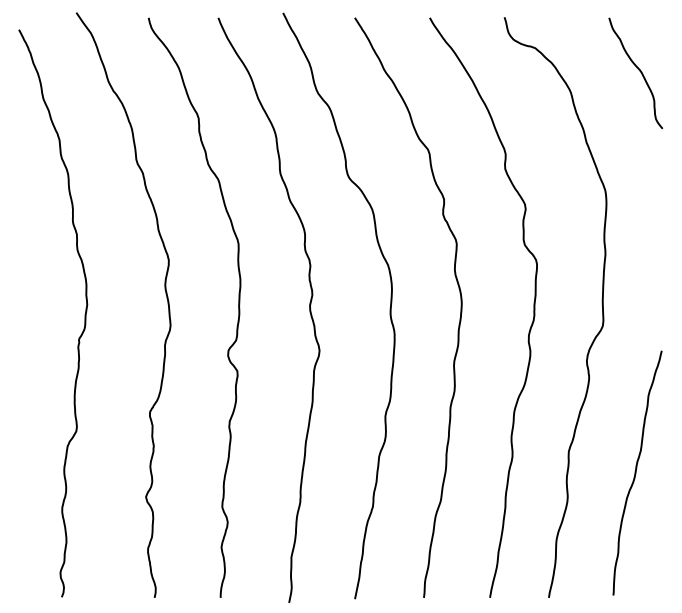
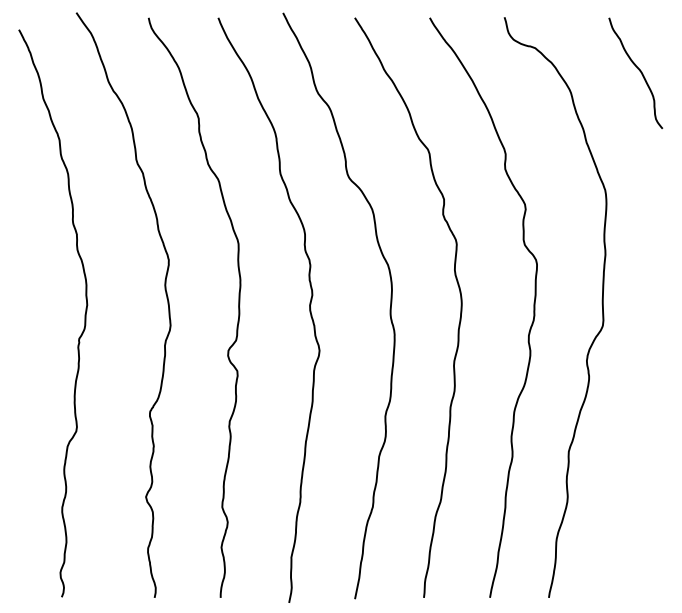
curve: present -> none (636, 472)
